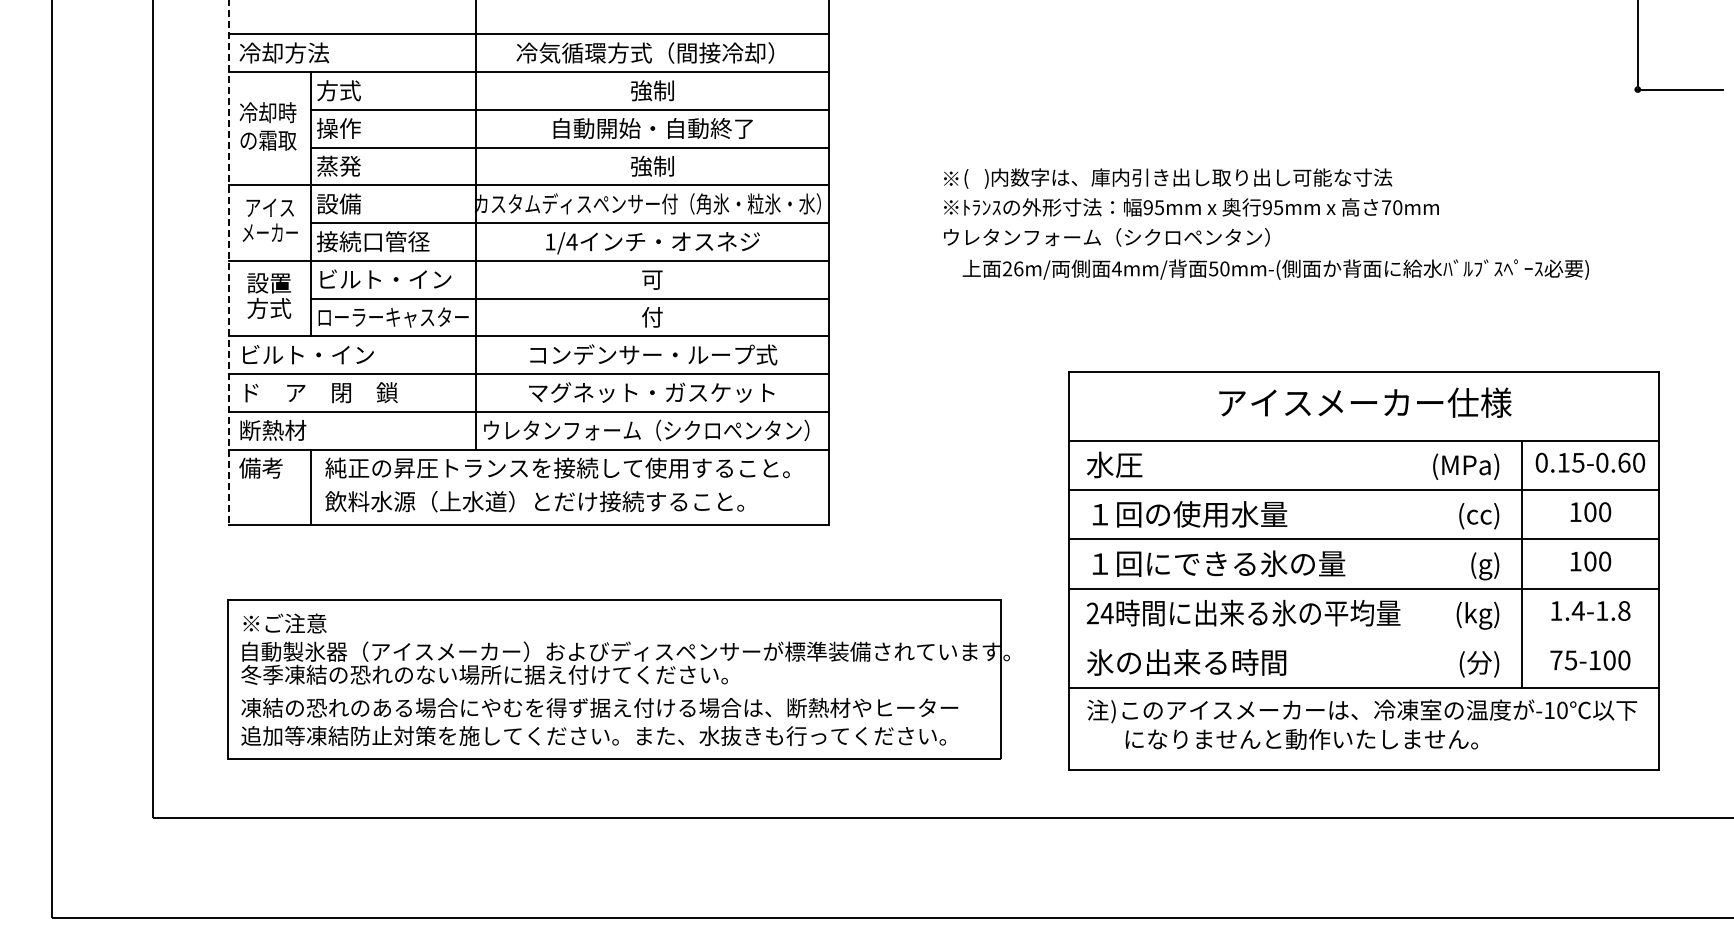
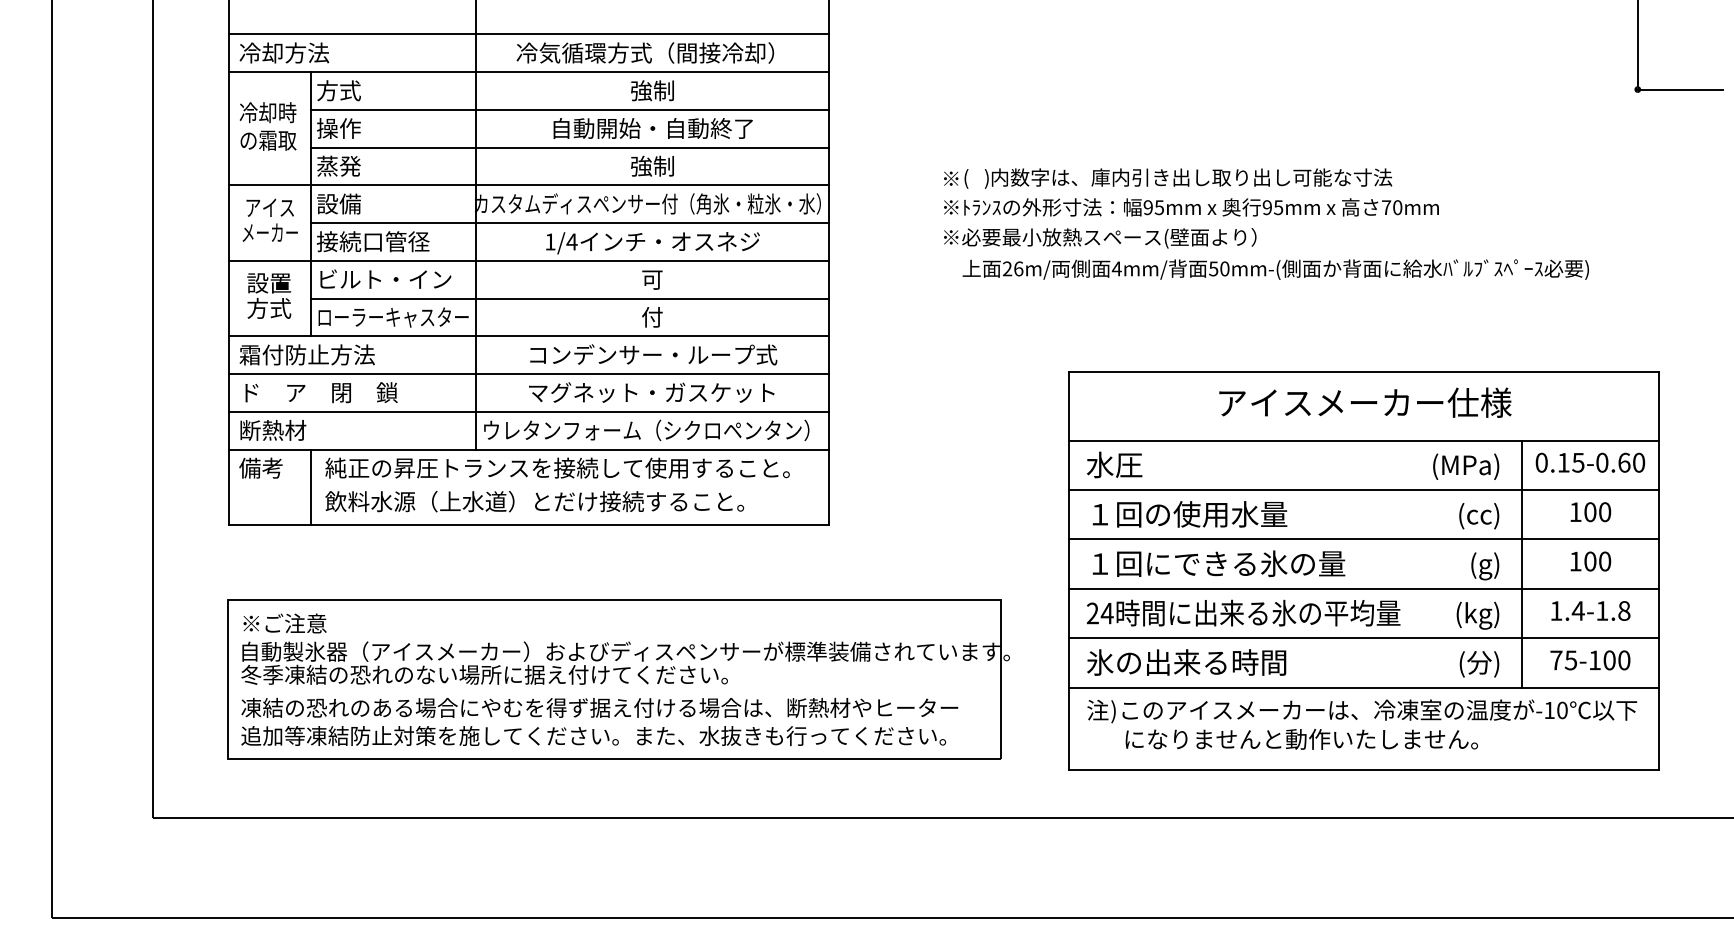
text: ウレタンフォーム（シクロペンタン） -> ※必要最小放熱スペース(壁面より） (1106, 238)
line: dashed -> solid (228, 263)
text: ビルト・イン -> 霜付防止方法 (306, 354)
line: none -> present (1364, 638)
